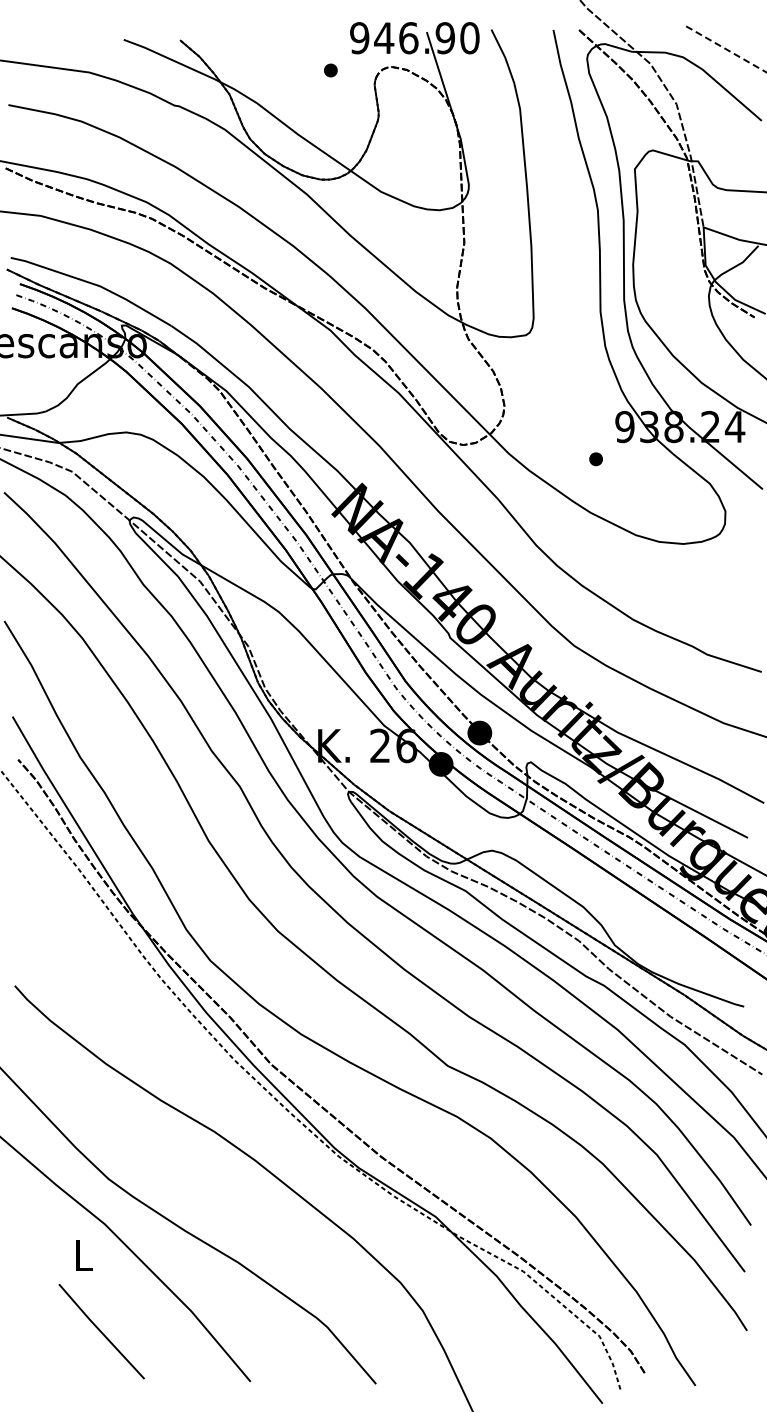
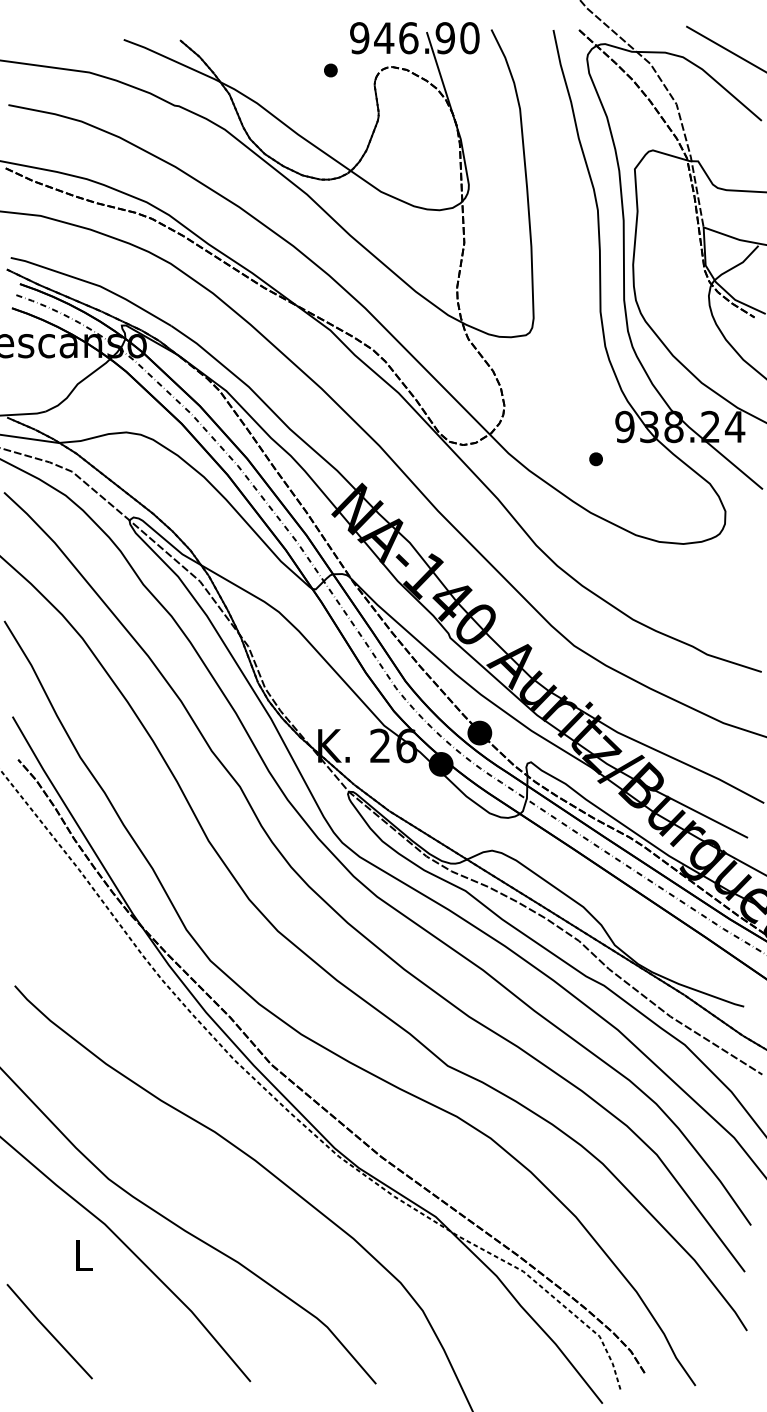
line: dashed -> solid (726, 49)
line position: (101, 1331) -> (49, 1331) (49, 1331)
